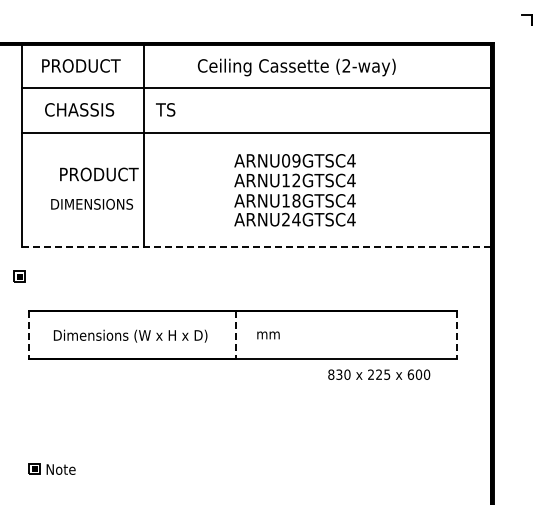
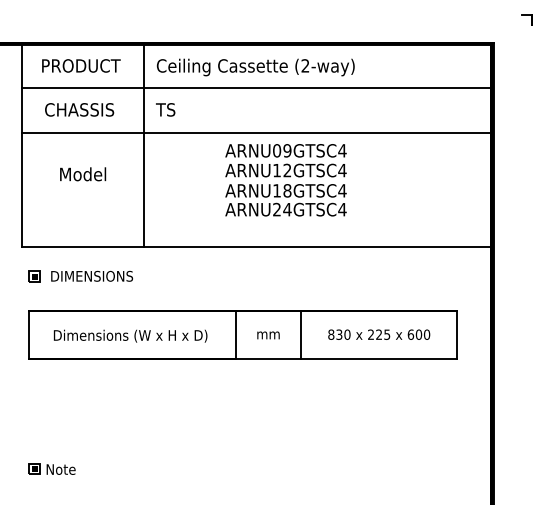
text position: (296, 67) -> (255, 67) (255, 67)
text: PRODUCT -> Model (99, 174)
text position: (294, 190) -> (285, 180) (285, 180)
text position: (92, 203) -> (92, 275) (92, 275)
line: dashed -> solid (257, 247)
part position: (19, 276) -> (34, 276) (34, 276)
line: dashed -> solid (29, 335)
line: dashed -> solid (235, 335)
line: none -> present (300, 335)
line: dashed -> solid (456, 335)
text position: (379, 374) -> (379, 334) (379, 334)
